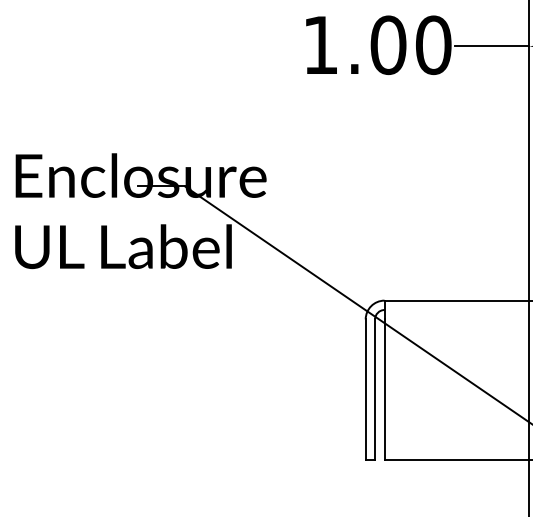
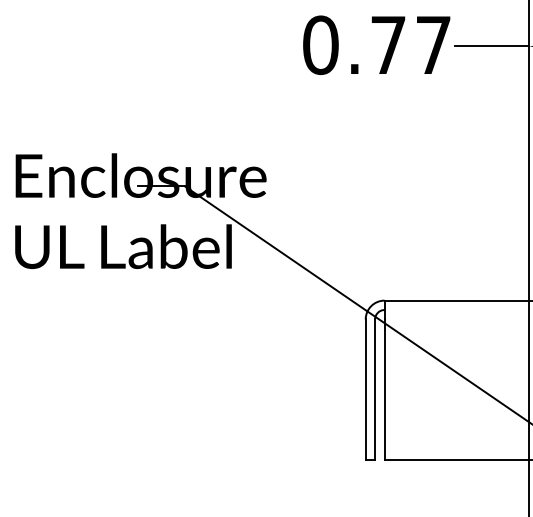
text: 1.00 -> 0.77 (377, 45)
